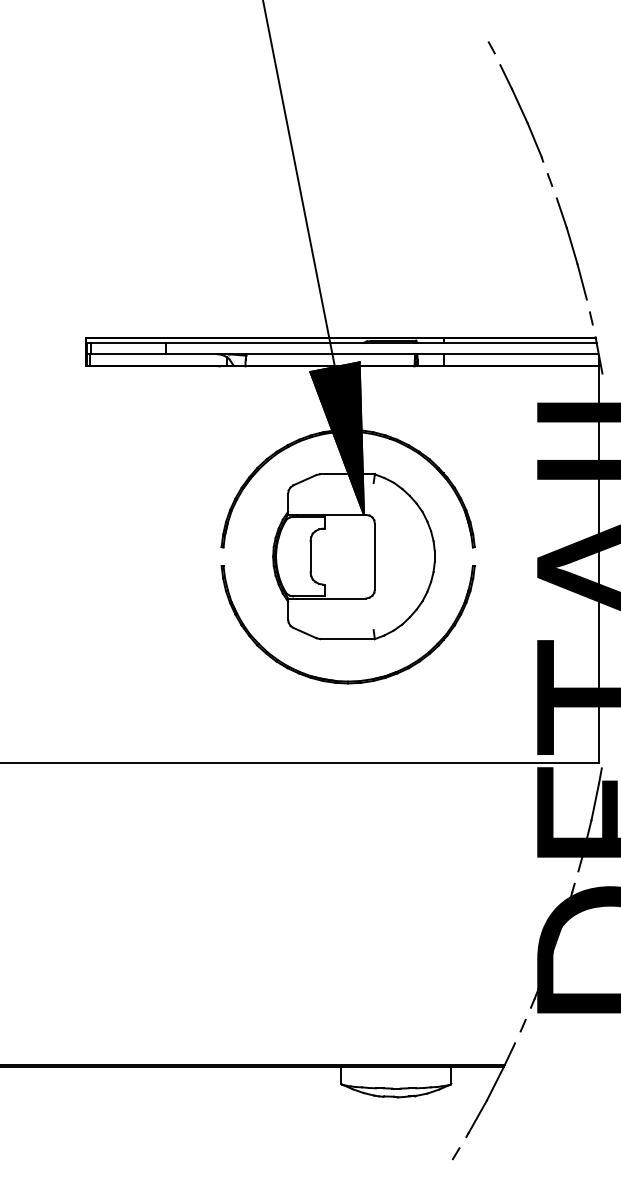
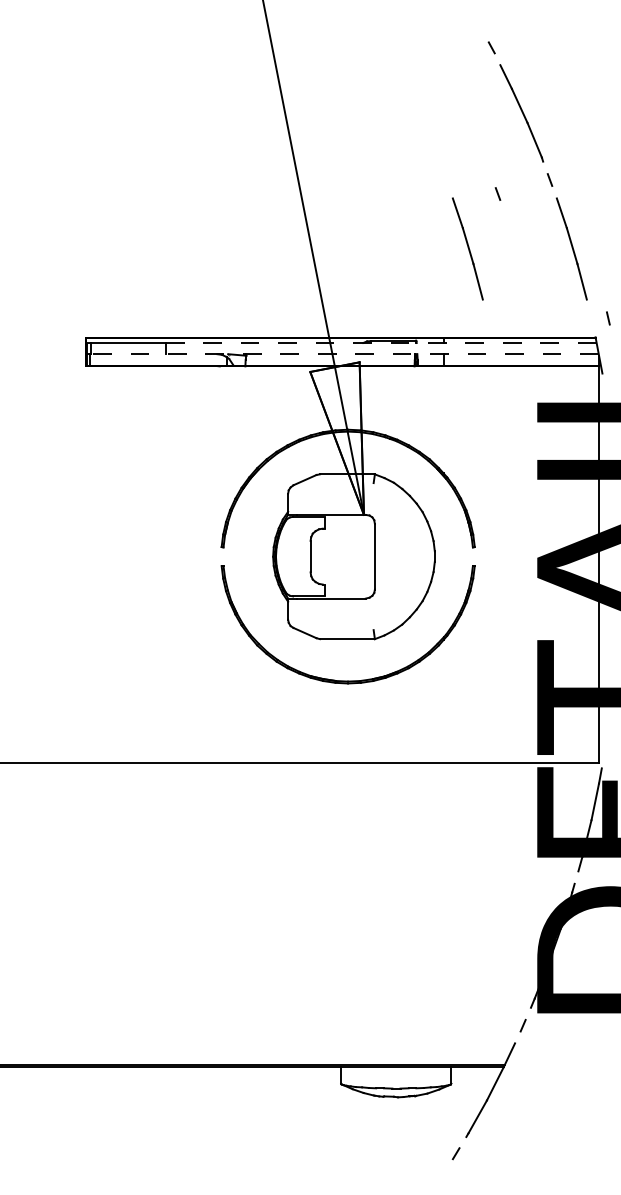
line: none -> present (497, 193)
part: none -> present (467, 248)
line position: (591, 318) -> (608, 318) (608, 318)
line: solid -> dashed (380, 342)
line: solid -> dashed (343, 354)
fill: present -> none (336, 438)
